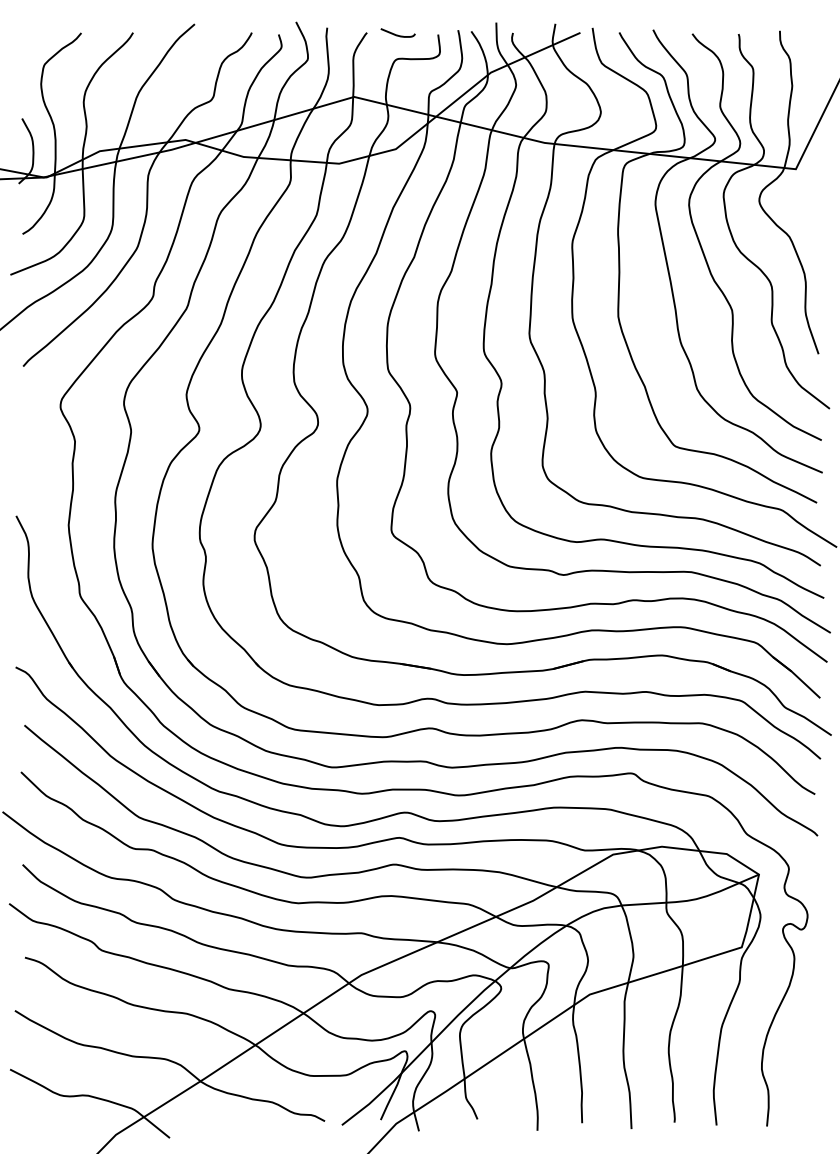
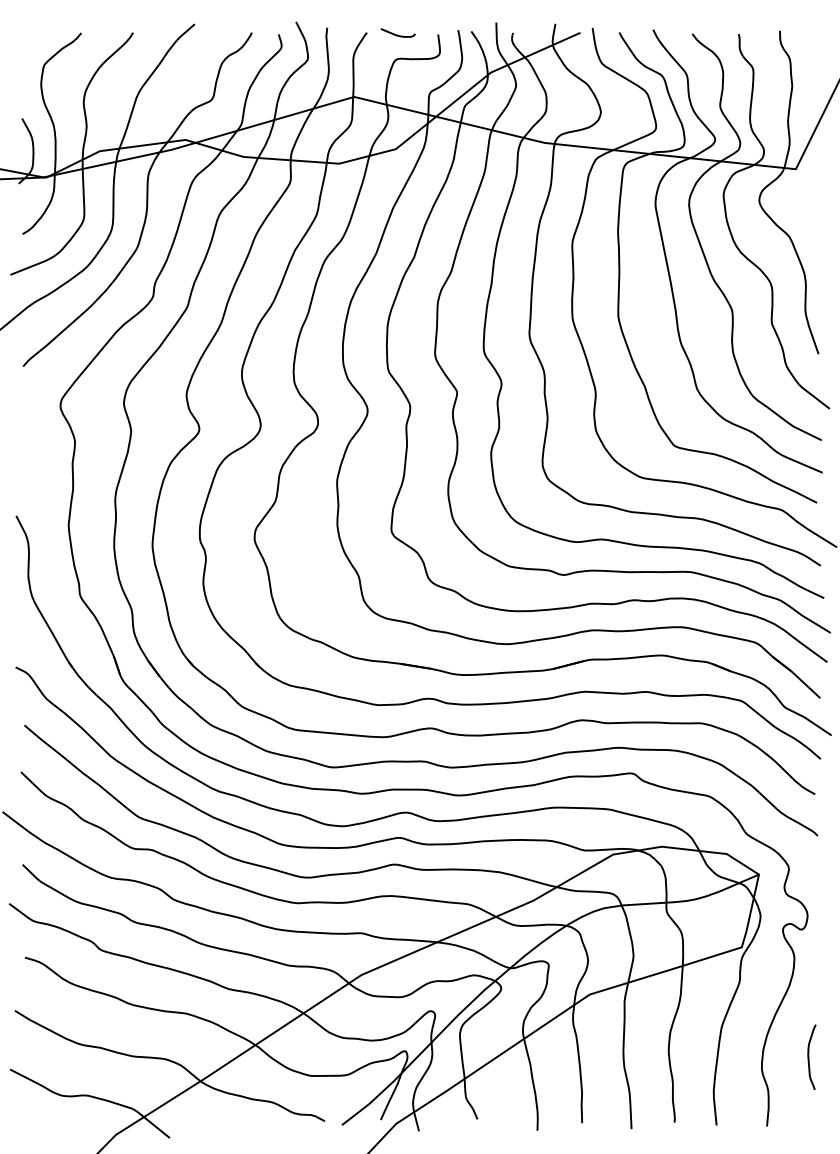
curve: none -> present (809, 1057)
